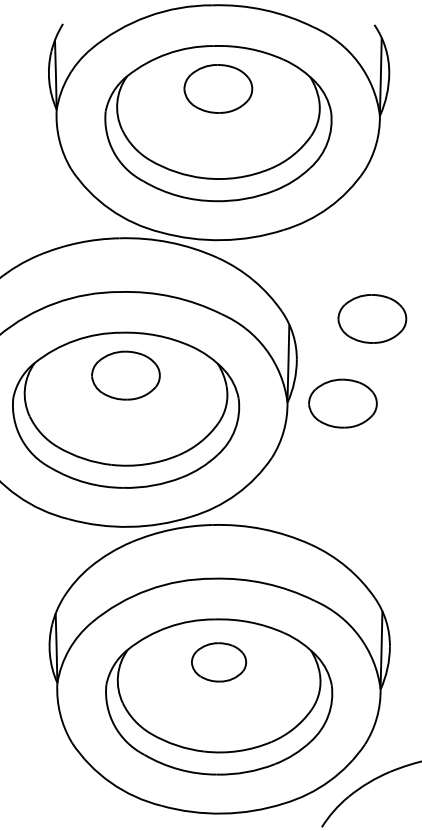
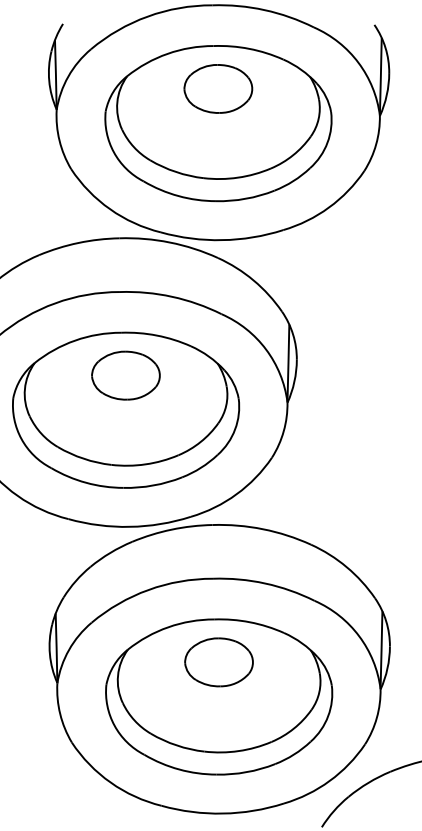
part: present -> none (372, 318)
part: present -> none (342, 403)
part size: 56x41 px -> 70x51 px (218, 662)
